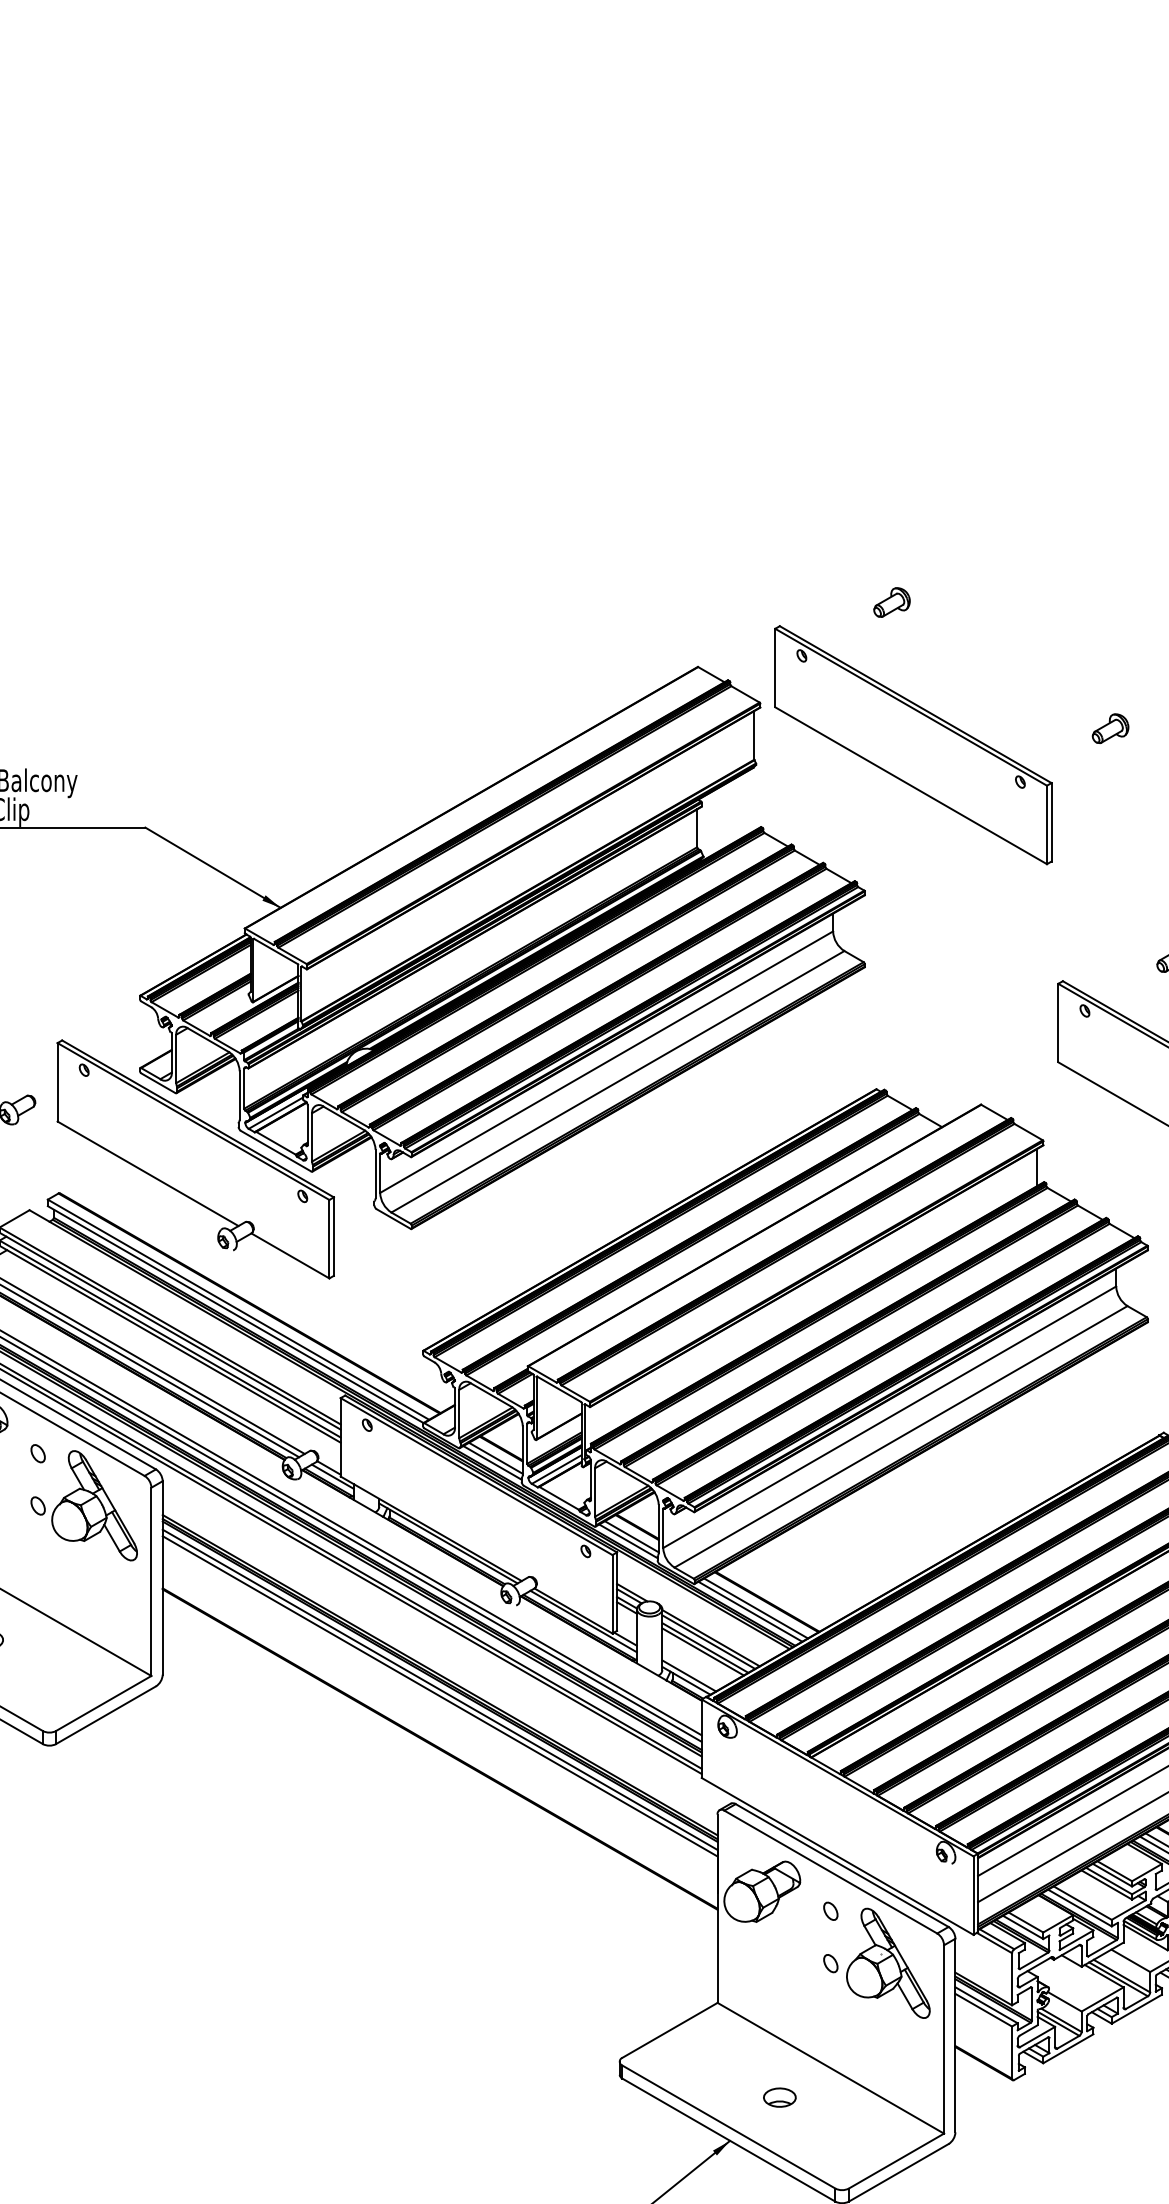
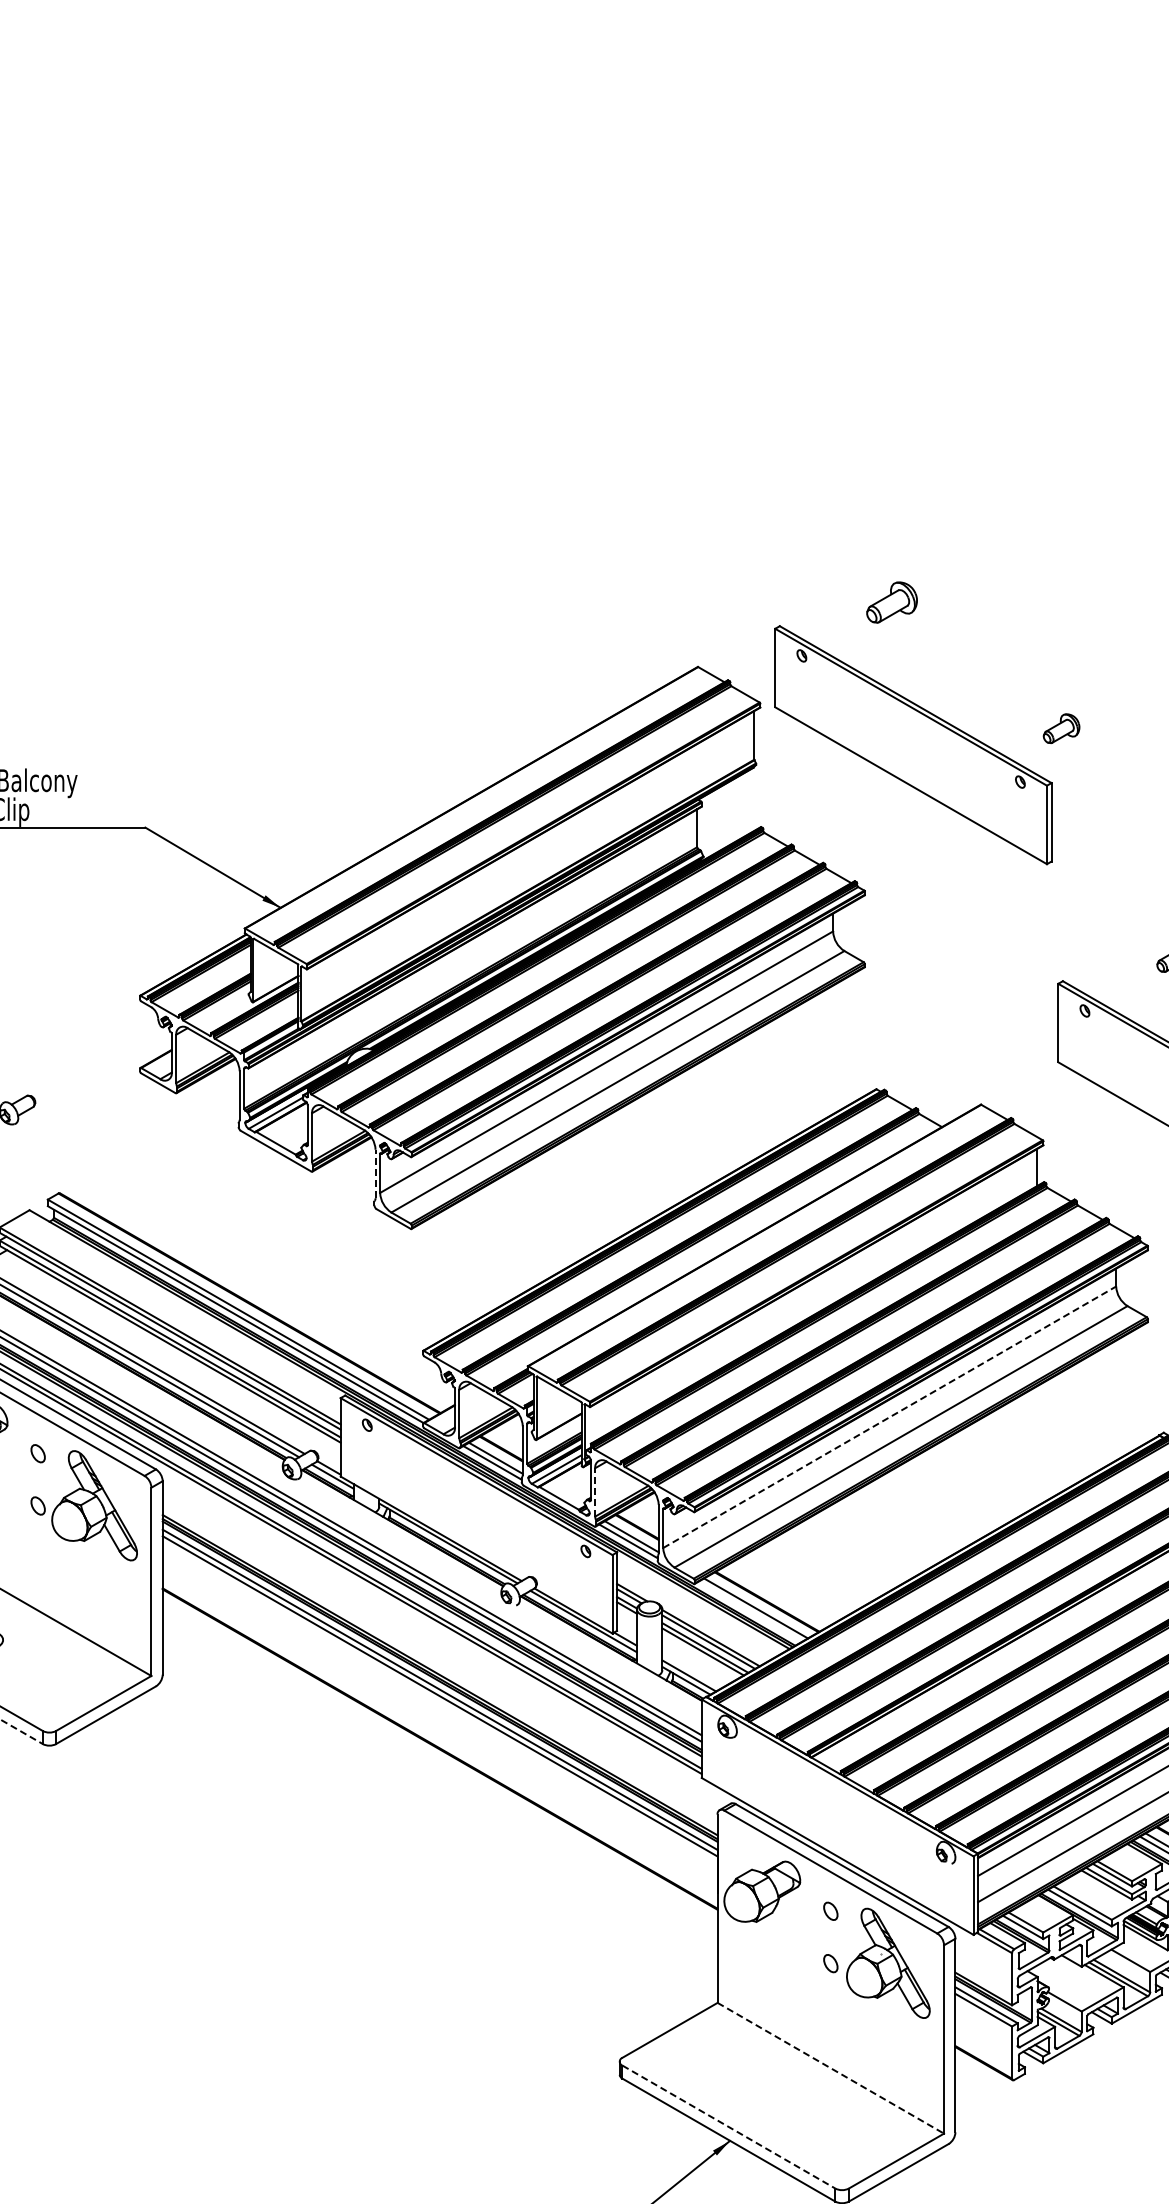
part size: 38x31 px -> 52x43 px (891, 602)
part position: (1110, 728) -> (1061, 728) (1061, 728)
part: present -> none (195, 1159)
line: solid -> dashed (375, 1173)
line: solid -> dashed (889, 1417)
line: solid -> dashed (595, 1491)
line: present -> none (750, 1611)
line: solid -> dashed (21, 1731)
line: solid -> dashed (830, 2068)
part: present -> none (779, 2097)
line: solid -> dashed (728, 2127)
